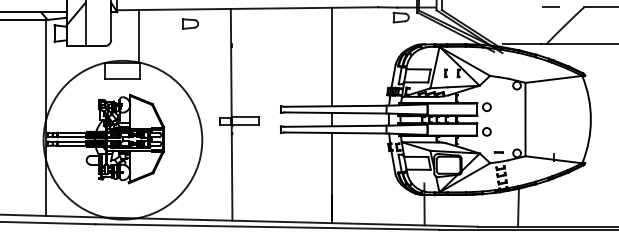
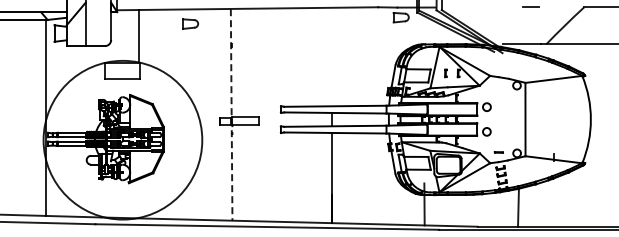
line position: (550, 6) -> (530, 6) (530, 6)
line: present -> none (331, 56)
line: solid -> dashed (231, 114)
